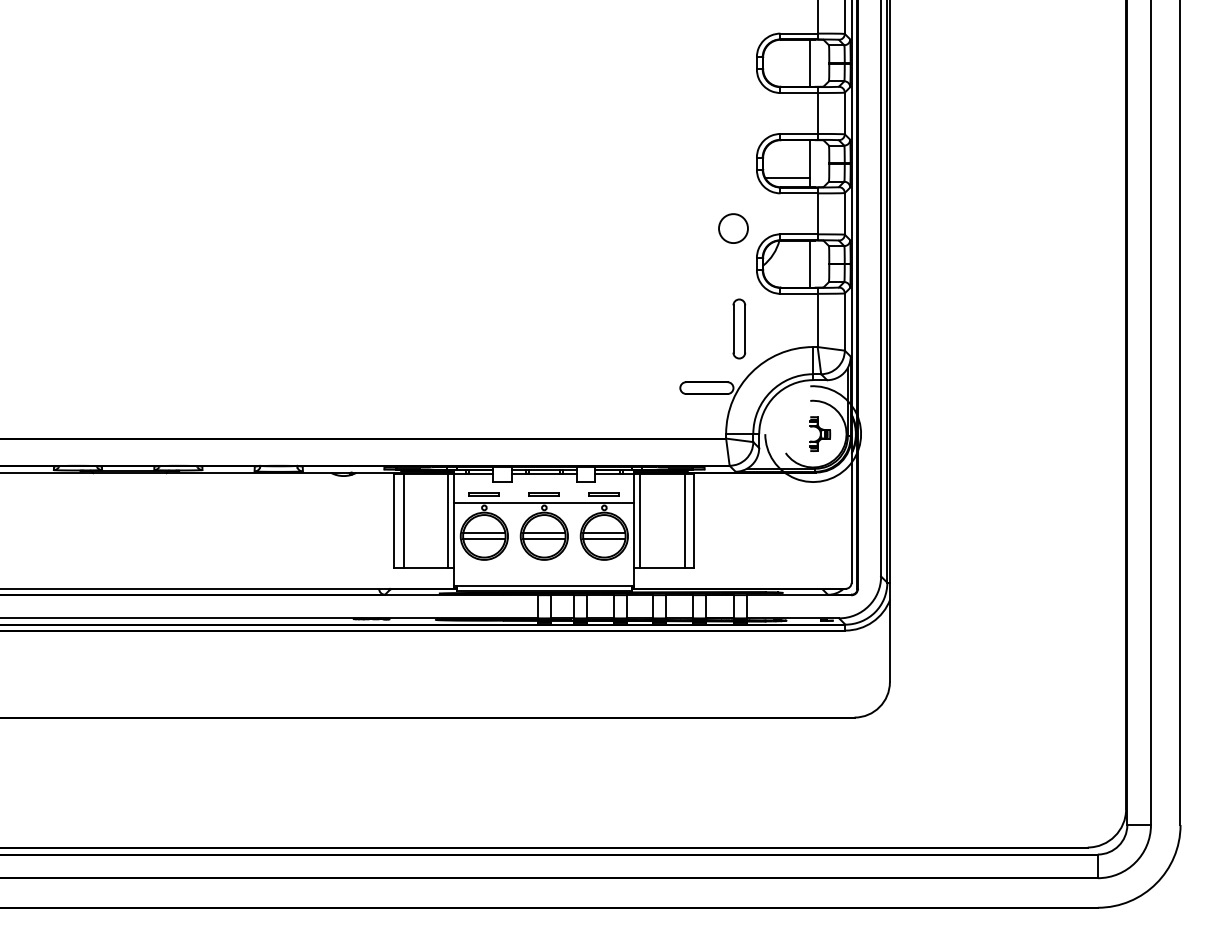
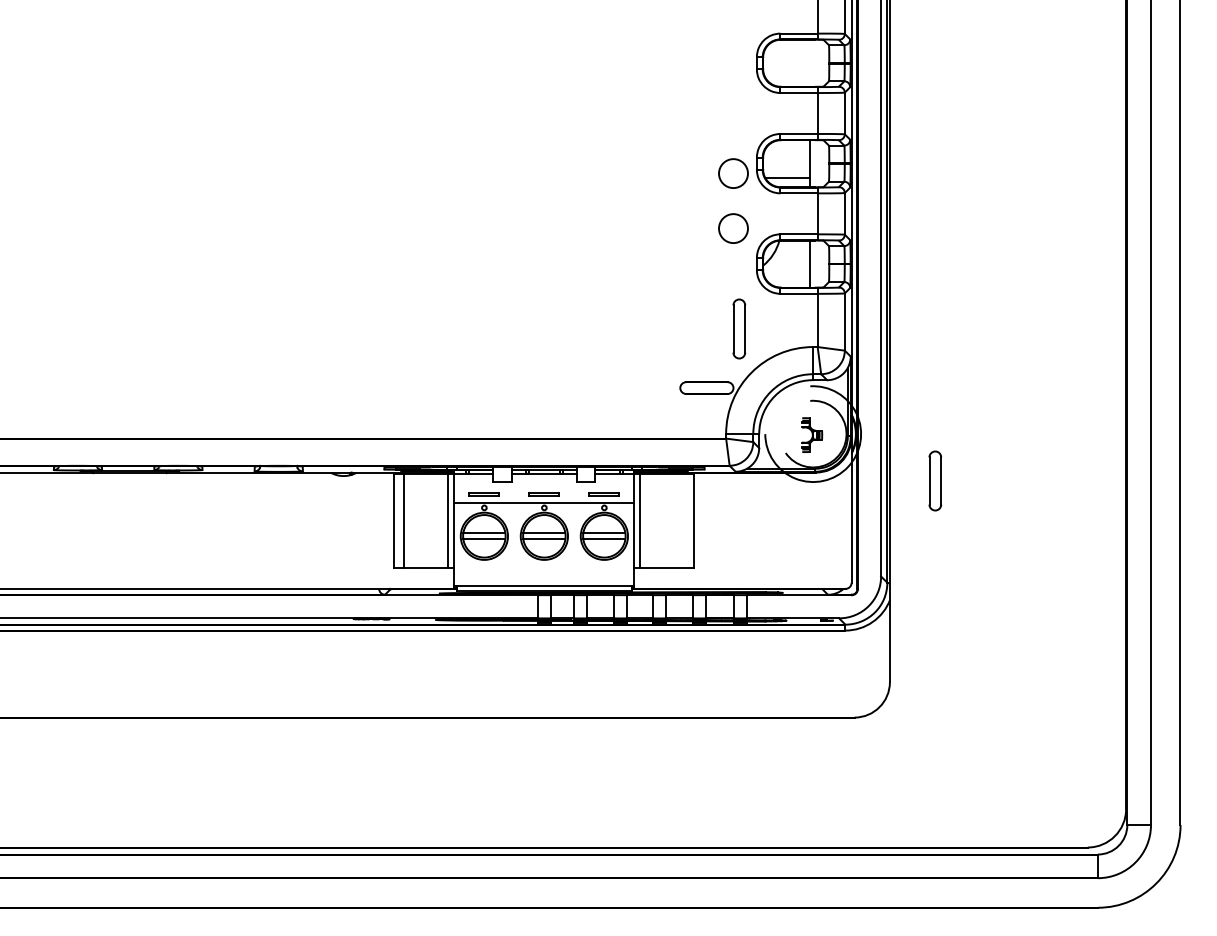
line: present -> none (810, 62)
circle: none -> present (733, 173)
part position: (820, 433) -> (812, 434) (812, 434)
part: none -> present (935, 480)
line: present -> none (684, 520)
